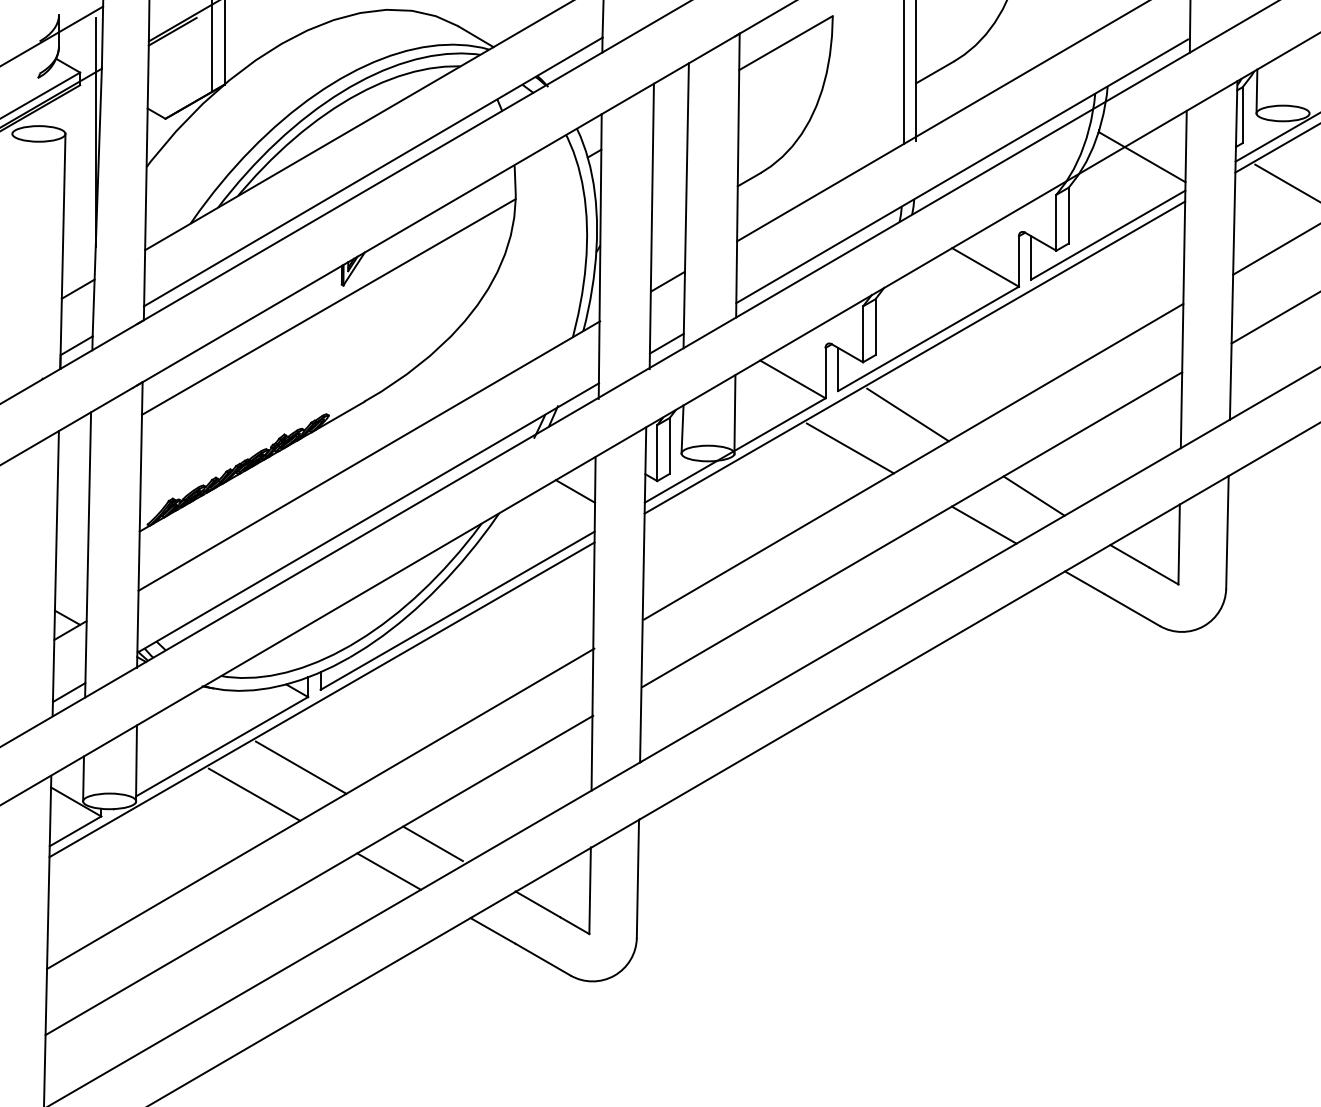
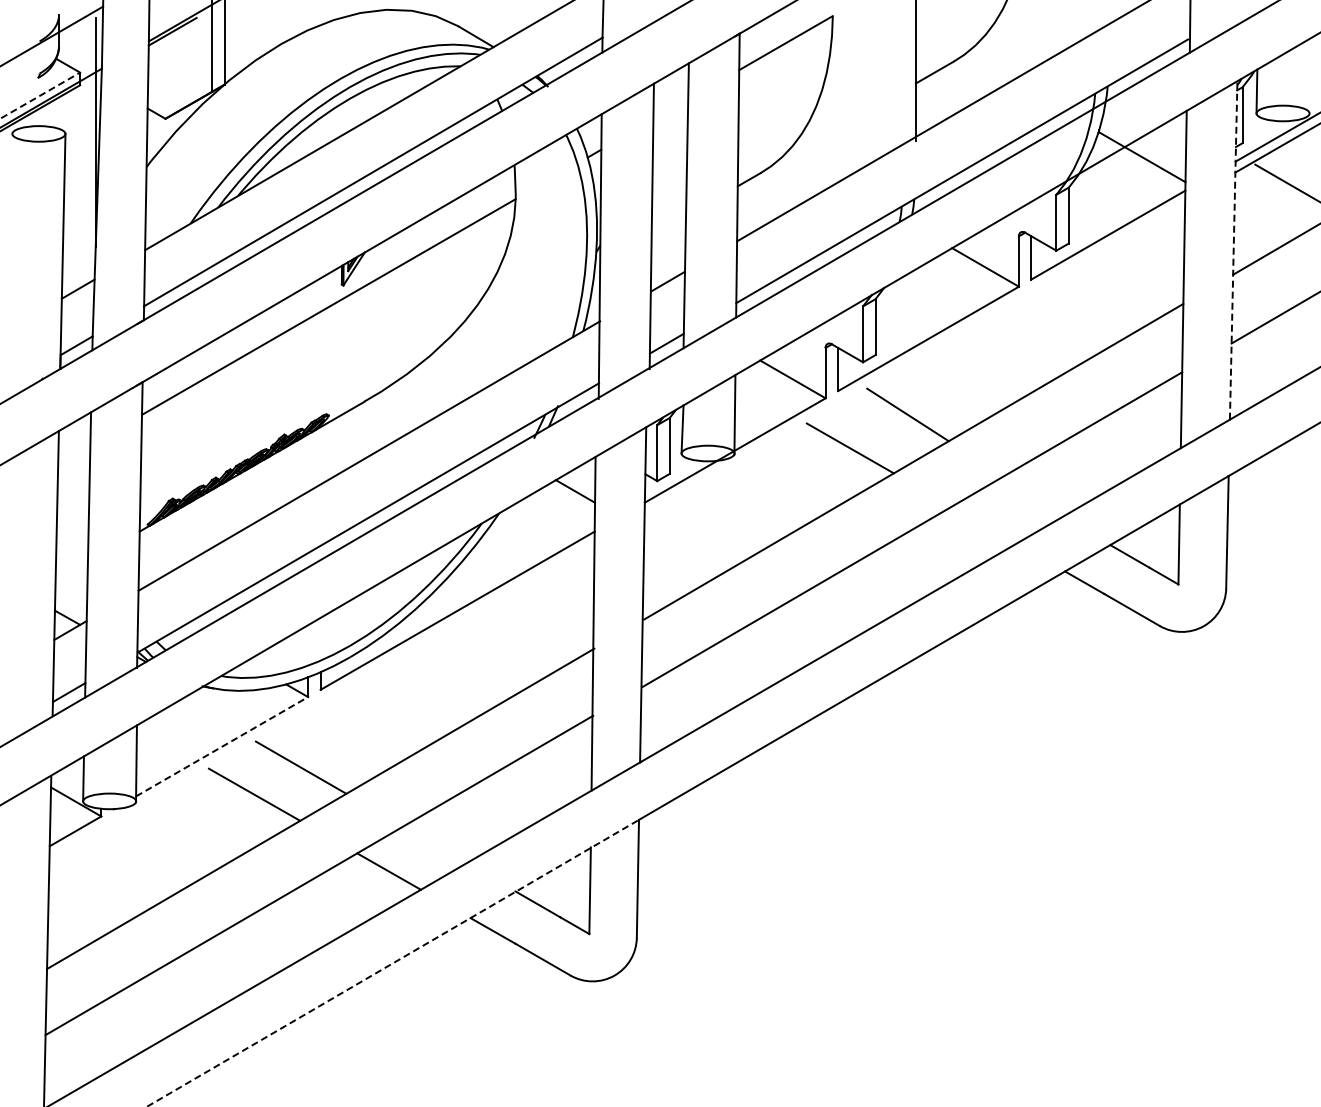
line: present -> none (903, 73)
line: solid -> dashed (40, 95)
line: solid -> dashed (1233, 249)
line: present -> none (914, 357)
line: present -> none (1033, 495)
line: present -> none (983, 524)
line: present -> none (321, 699)
line: solid -> dashed (222, 746)
line: present -> none (432, 843)
line: solid -> dashed (393, 962)
